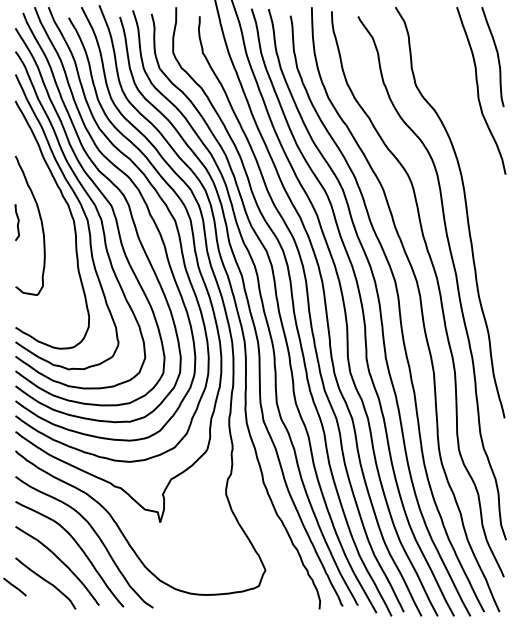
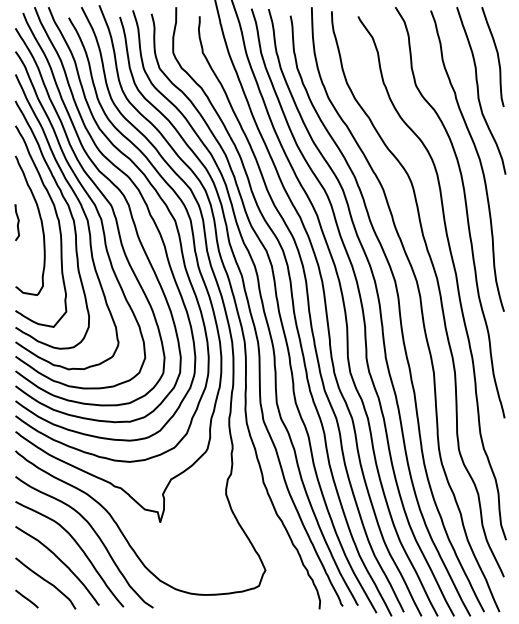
curve: none -> present (477, 156)
curve: none -> present (58, 226)
line position: (14, 586) -> (26, 598) (26, 598)
